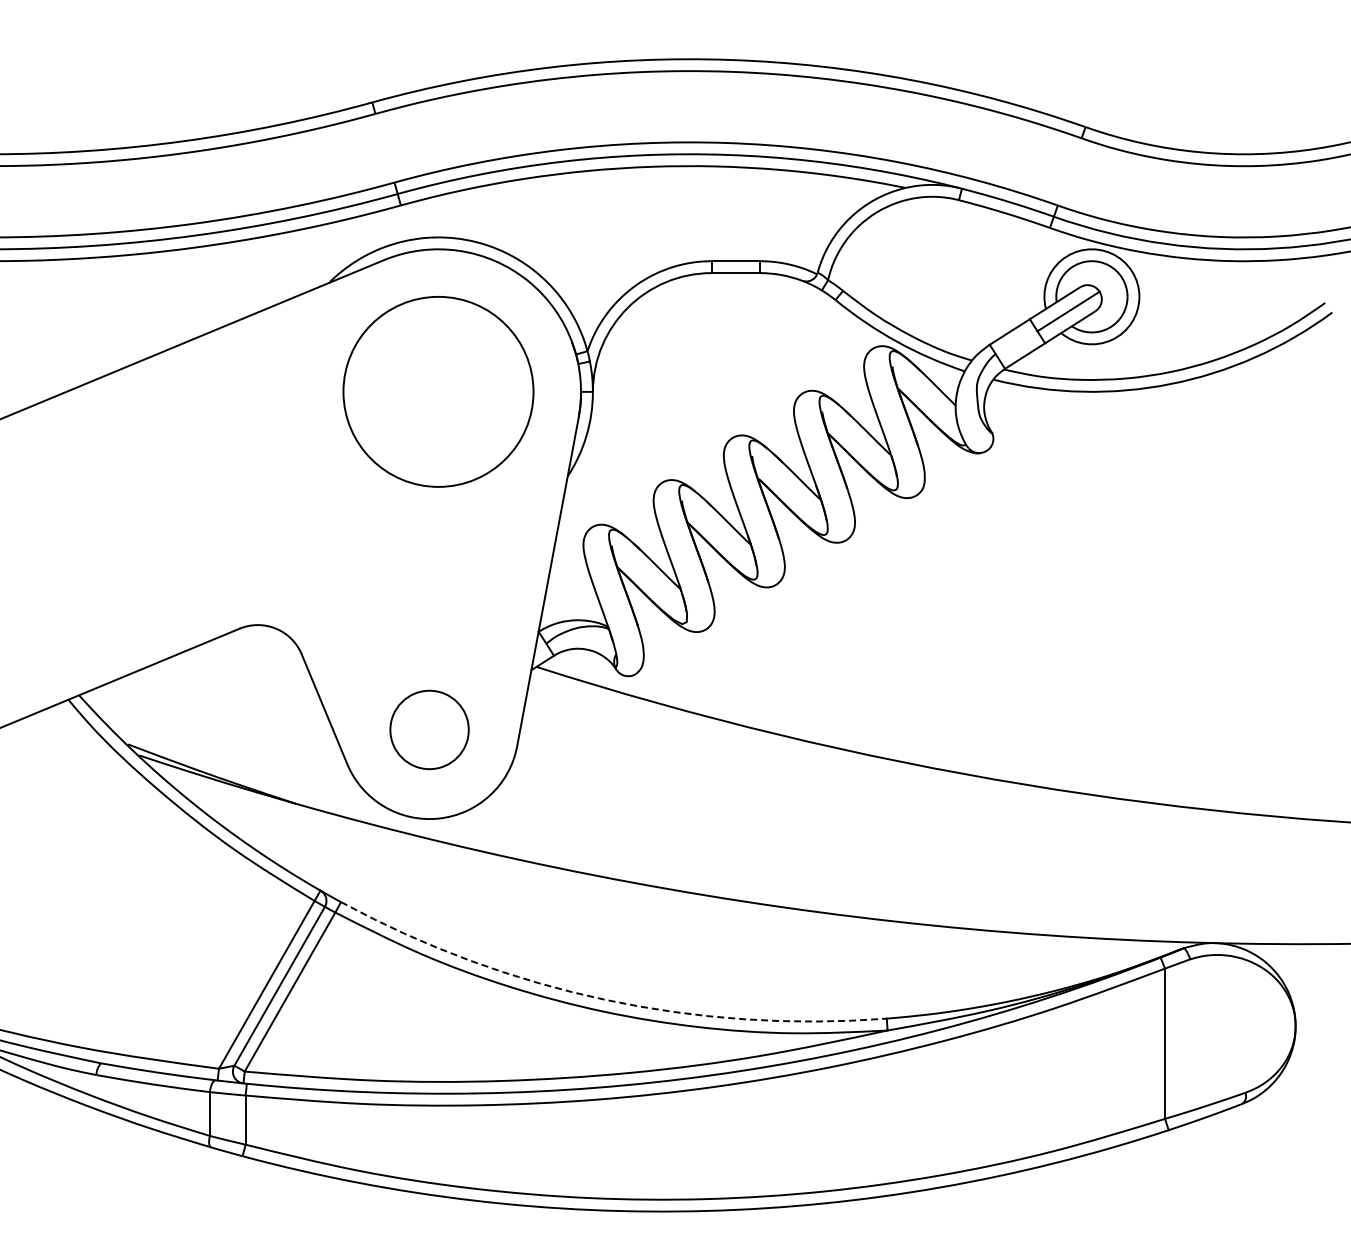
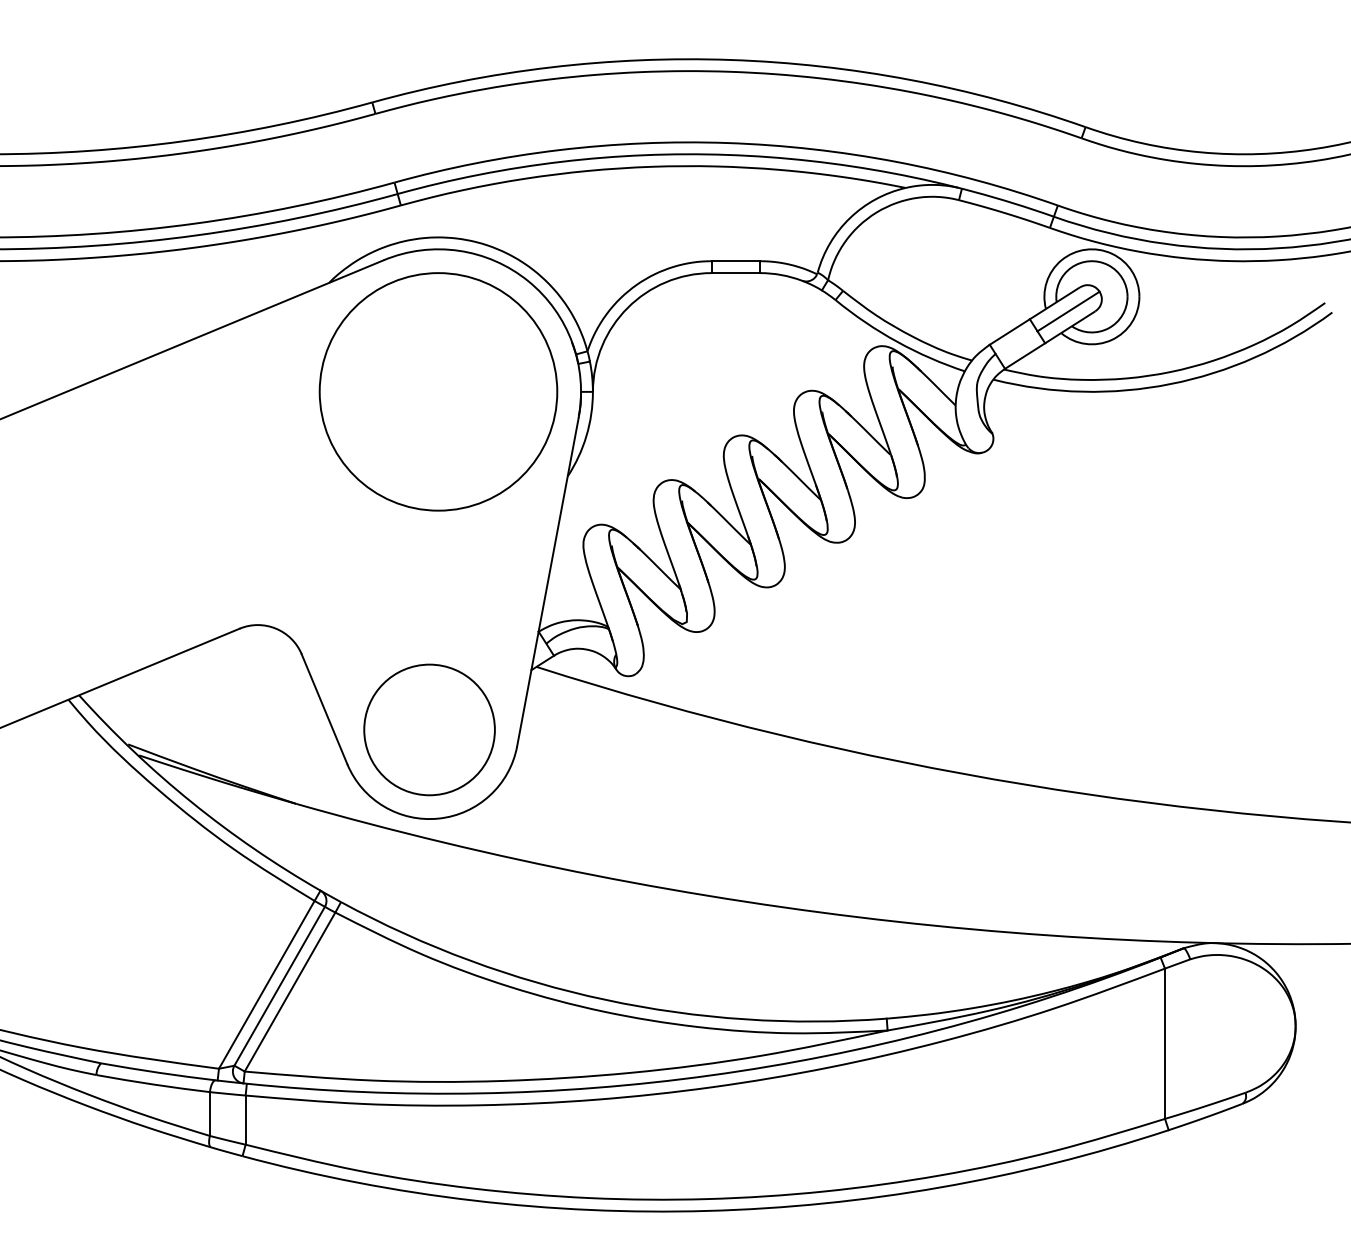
circle diameter: 190 px -> 238 px (438, 391)
circle diameter: 78 px -> 131 px (429, 729)
arc: dashed -> solid (605, 999)
